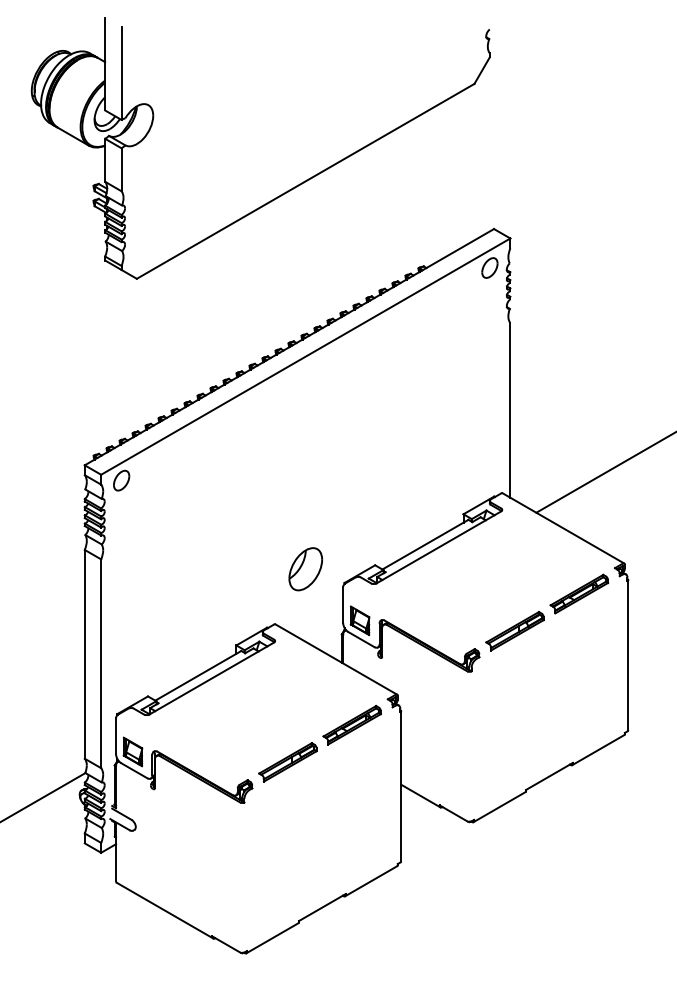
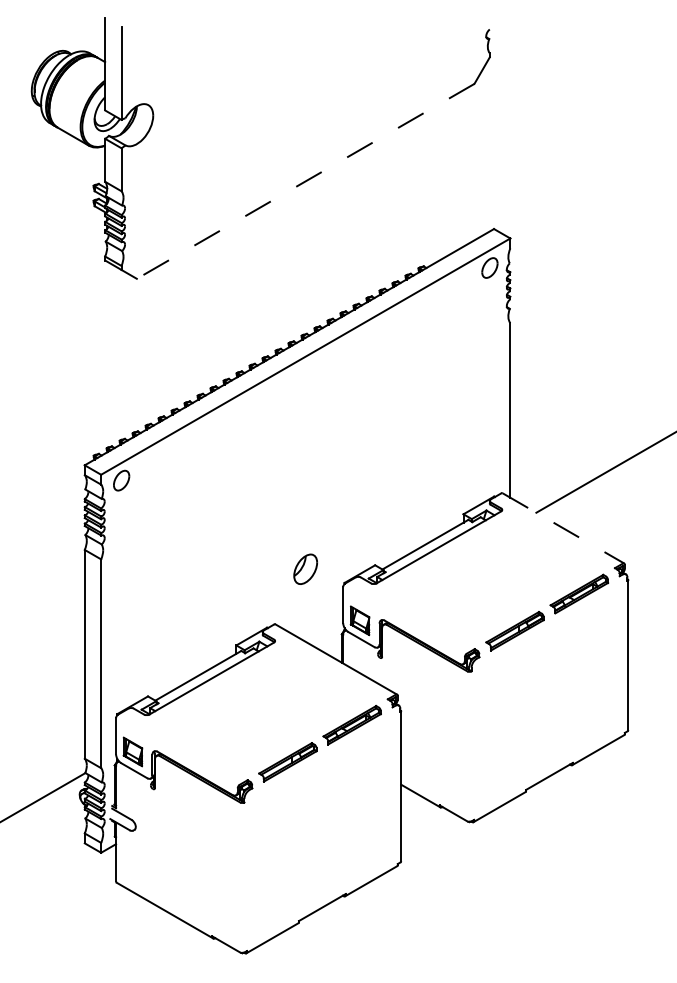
line: solid -> dashed (305, 181)
line: solid -> dashed (563, 528)
part size: 35x45 px -> 25x32 px (305, 568)
